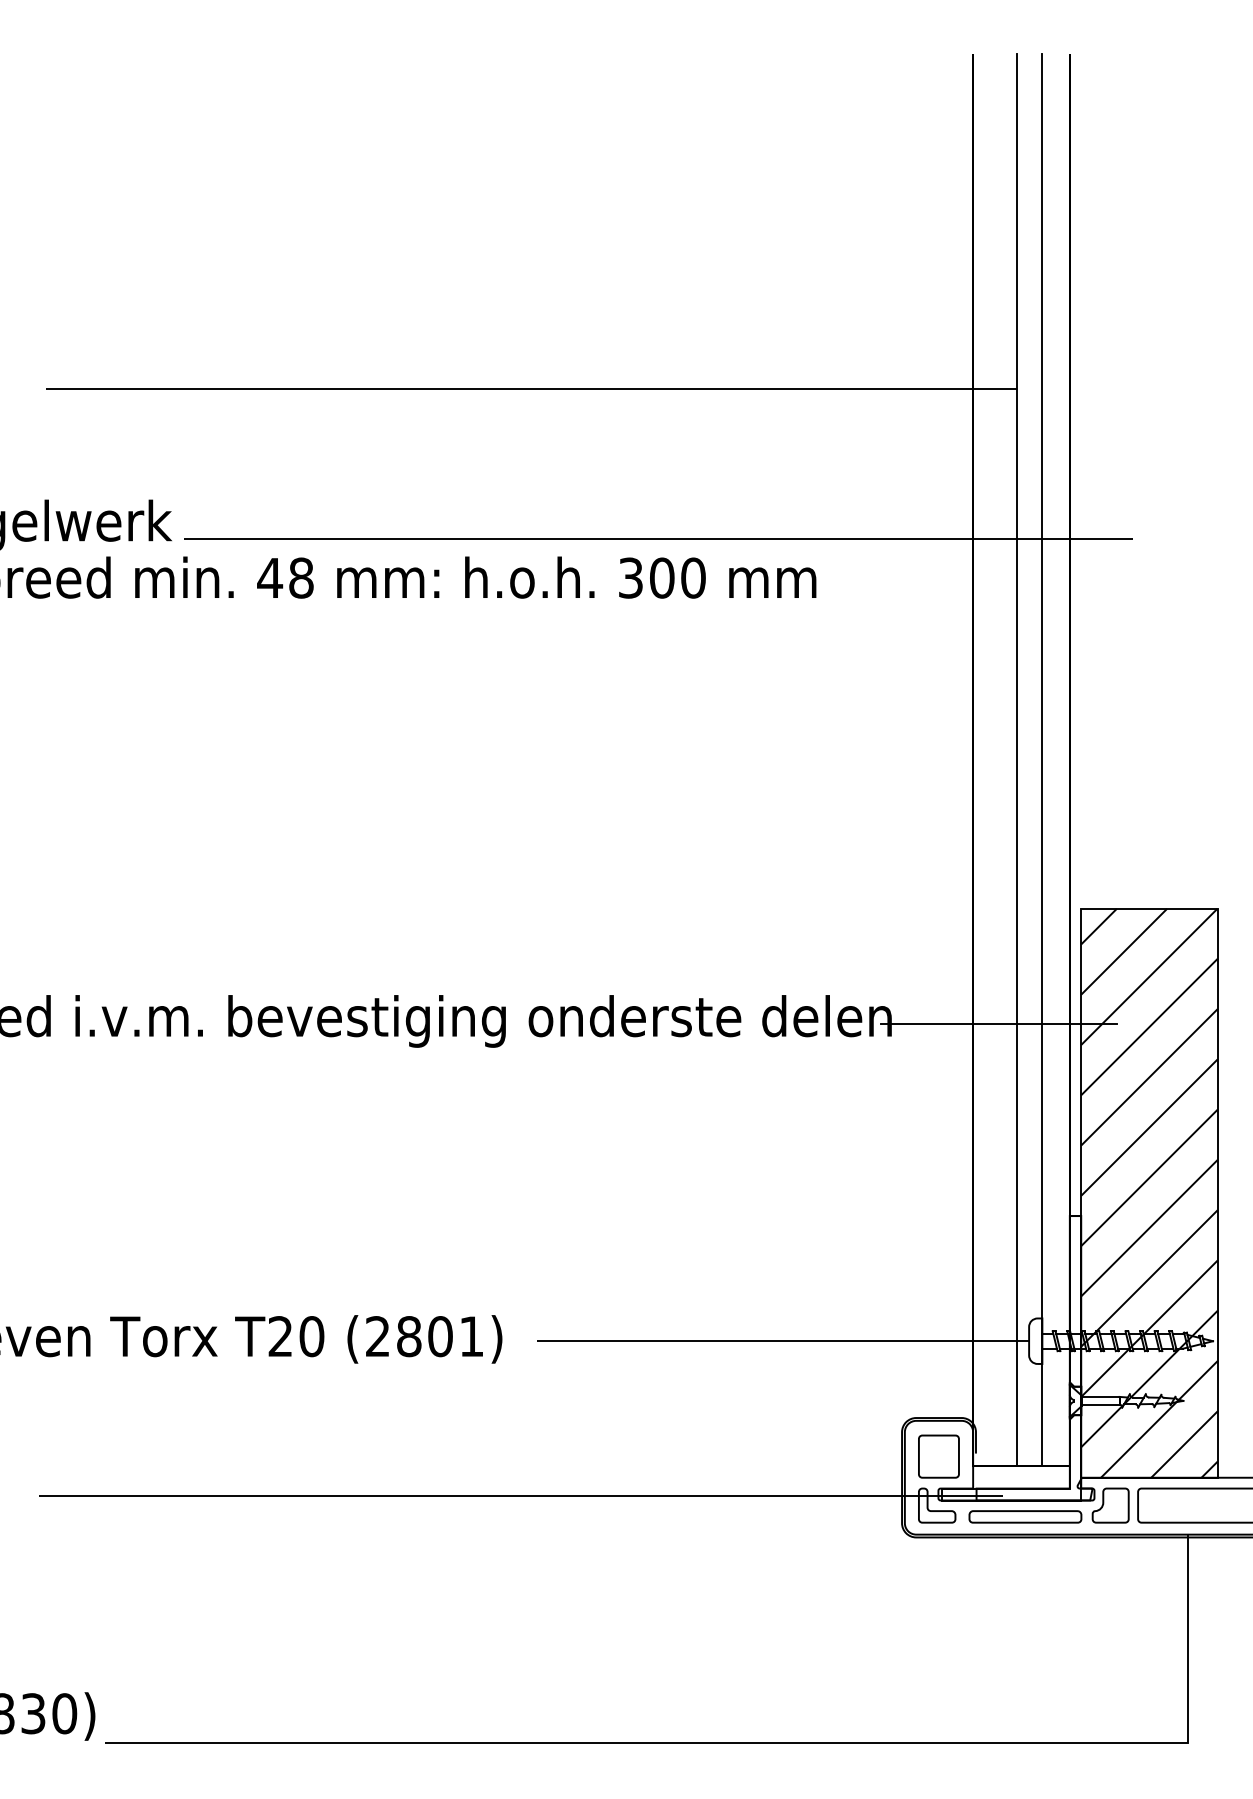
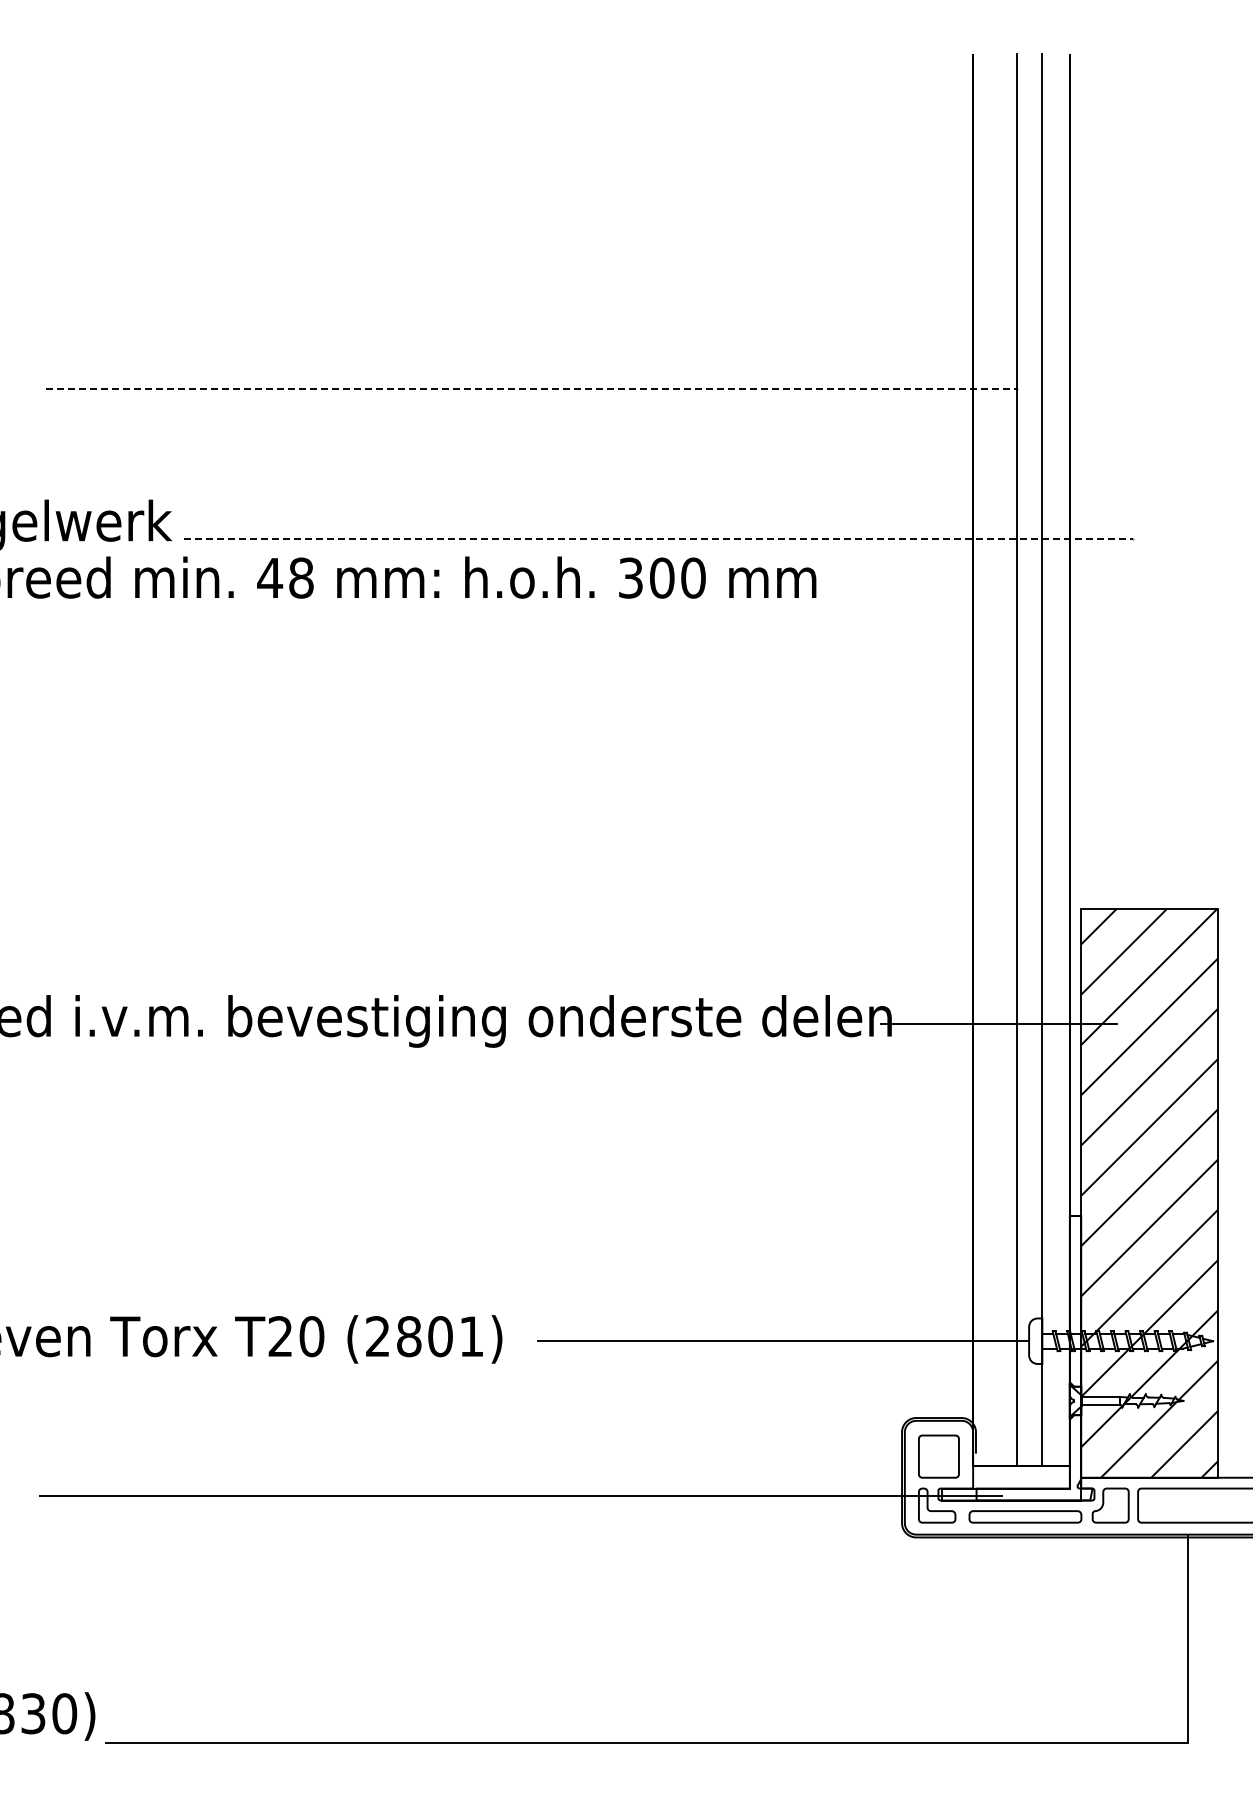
line: solid -> dashed (532, 388)
line: solid -> dashed (659, 539)
